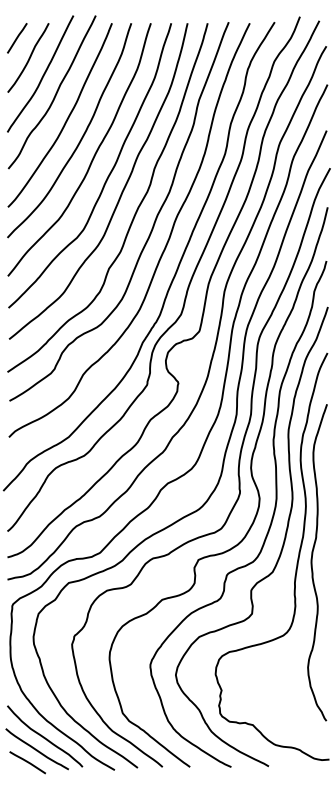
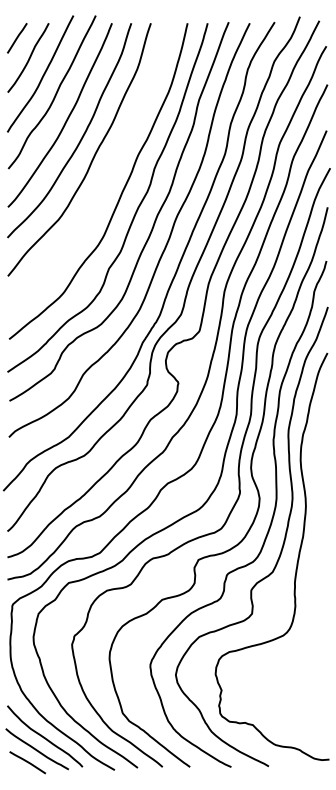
curve: present -> none (108, 174)
curve: present -> none (312, 562)
